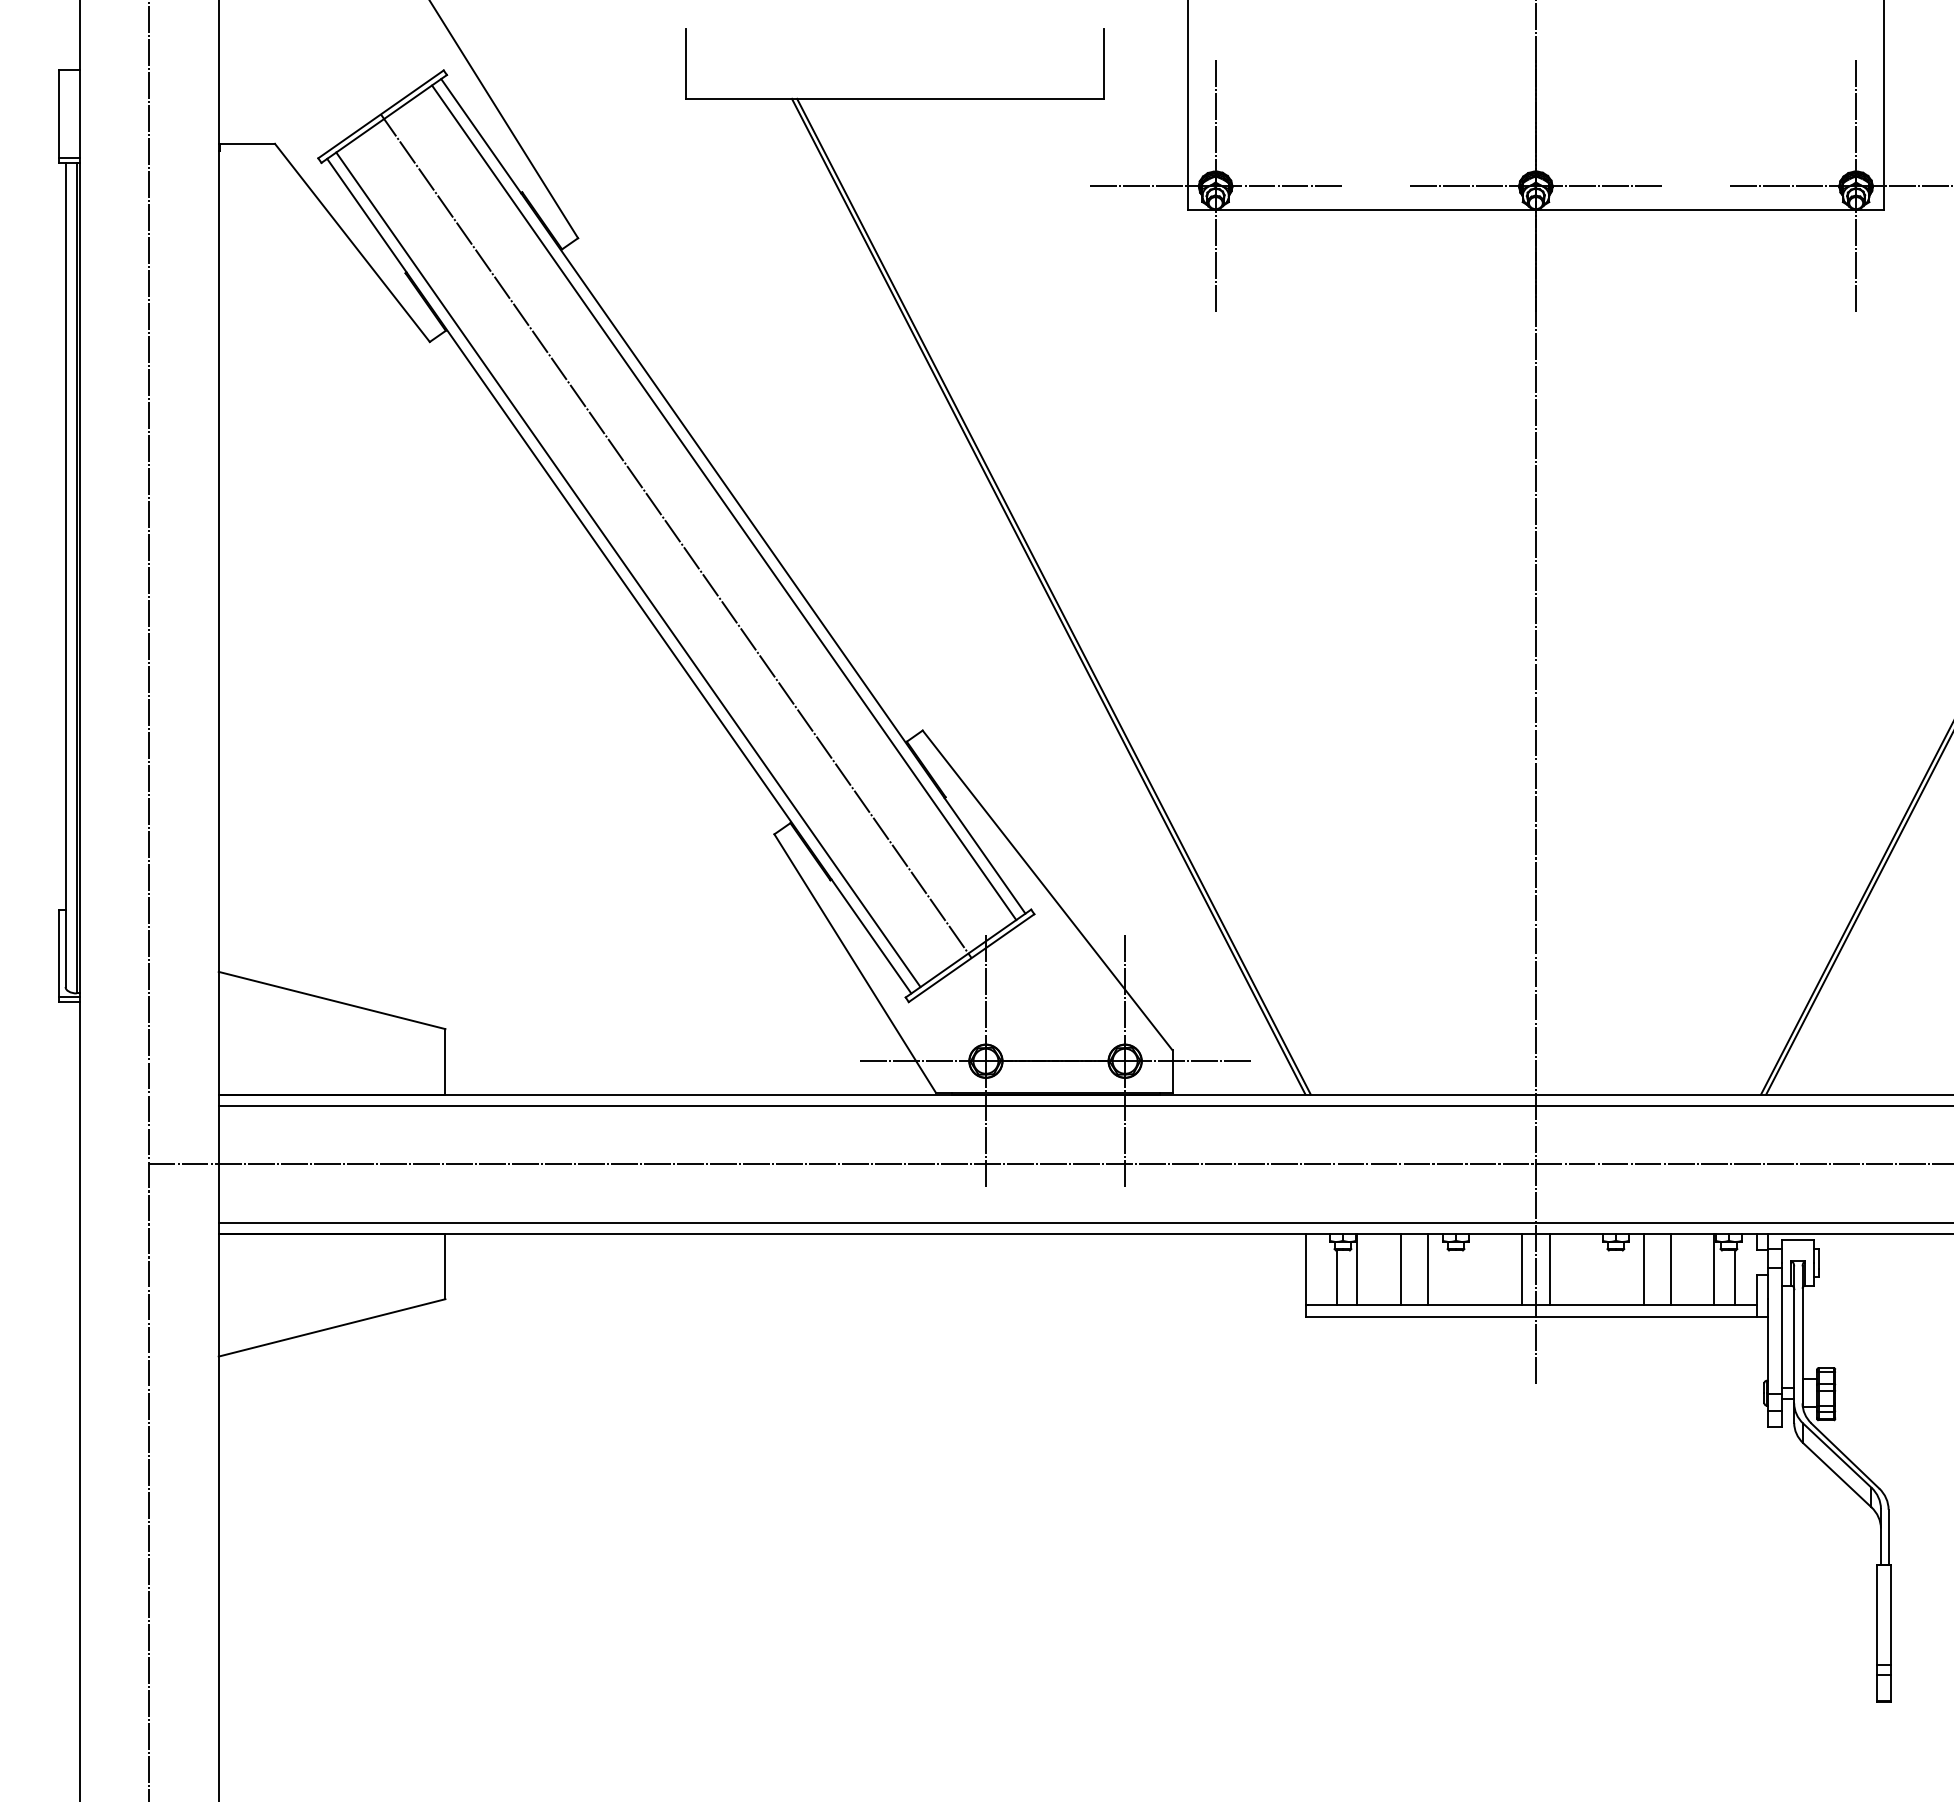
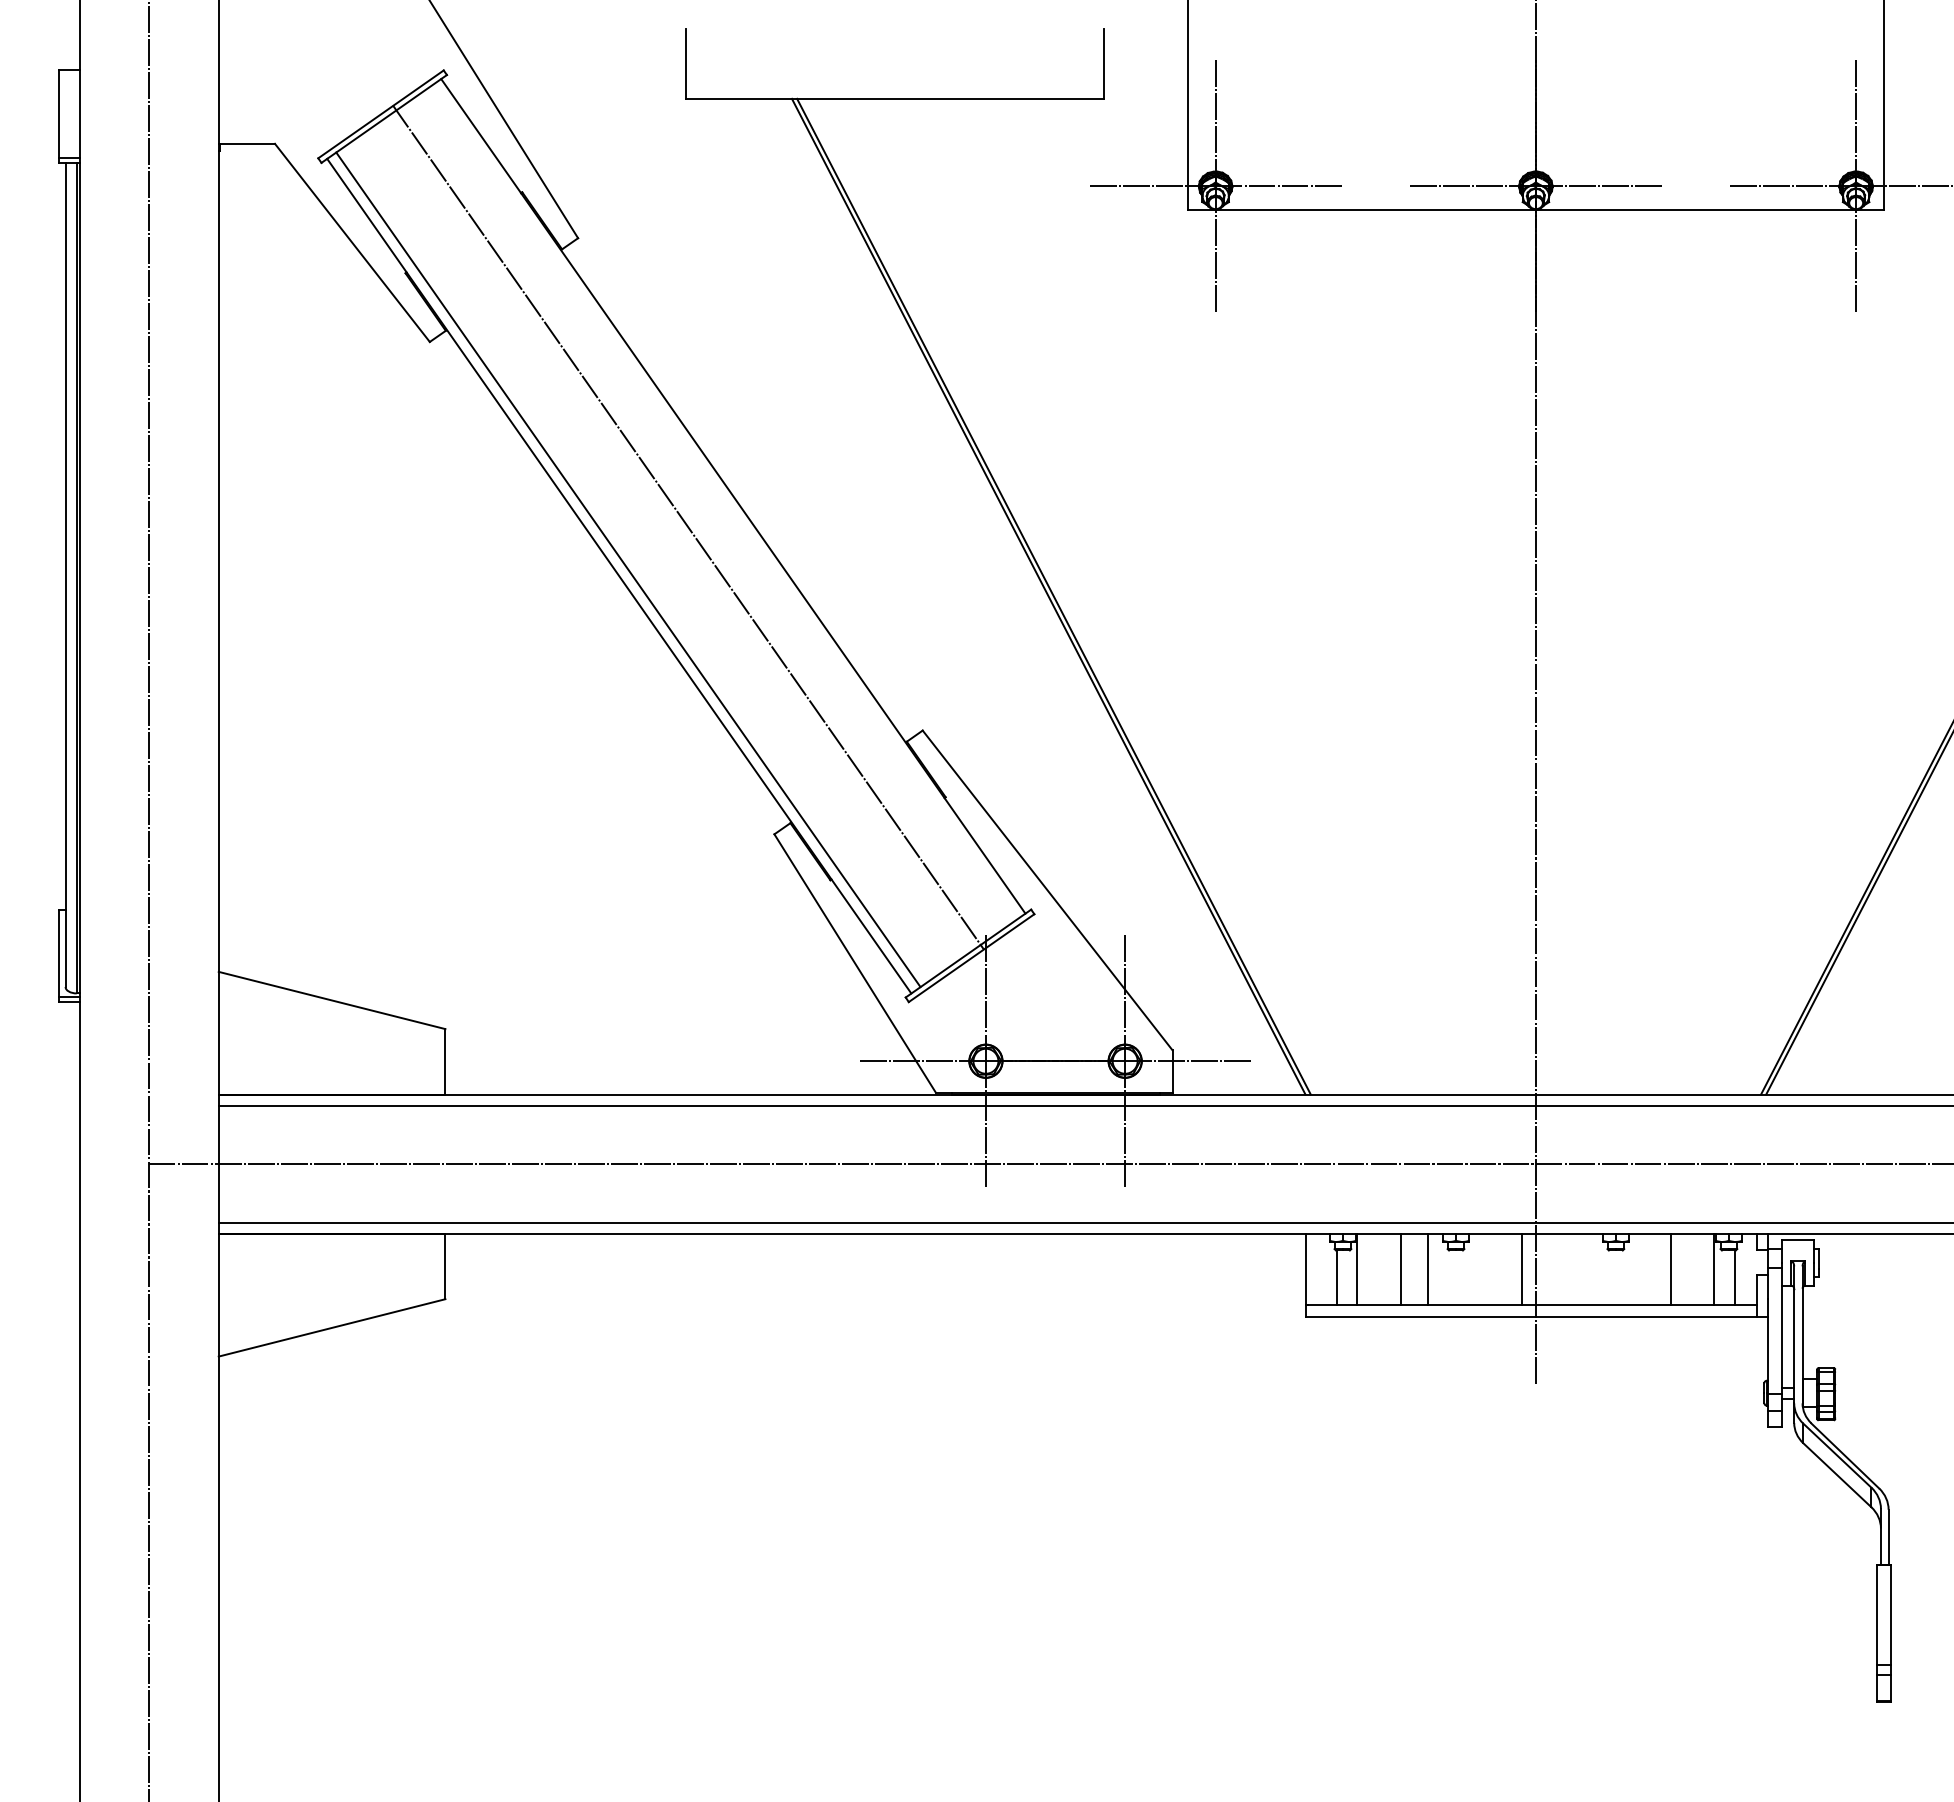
line: present -> none (724, 502)
line position: (675, 536) -> (687, 527) (687, 527)
line: present -> none (1549, 1268)
line: present -> none (1643, 1268)
